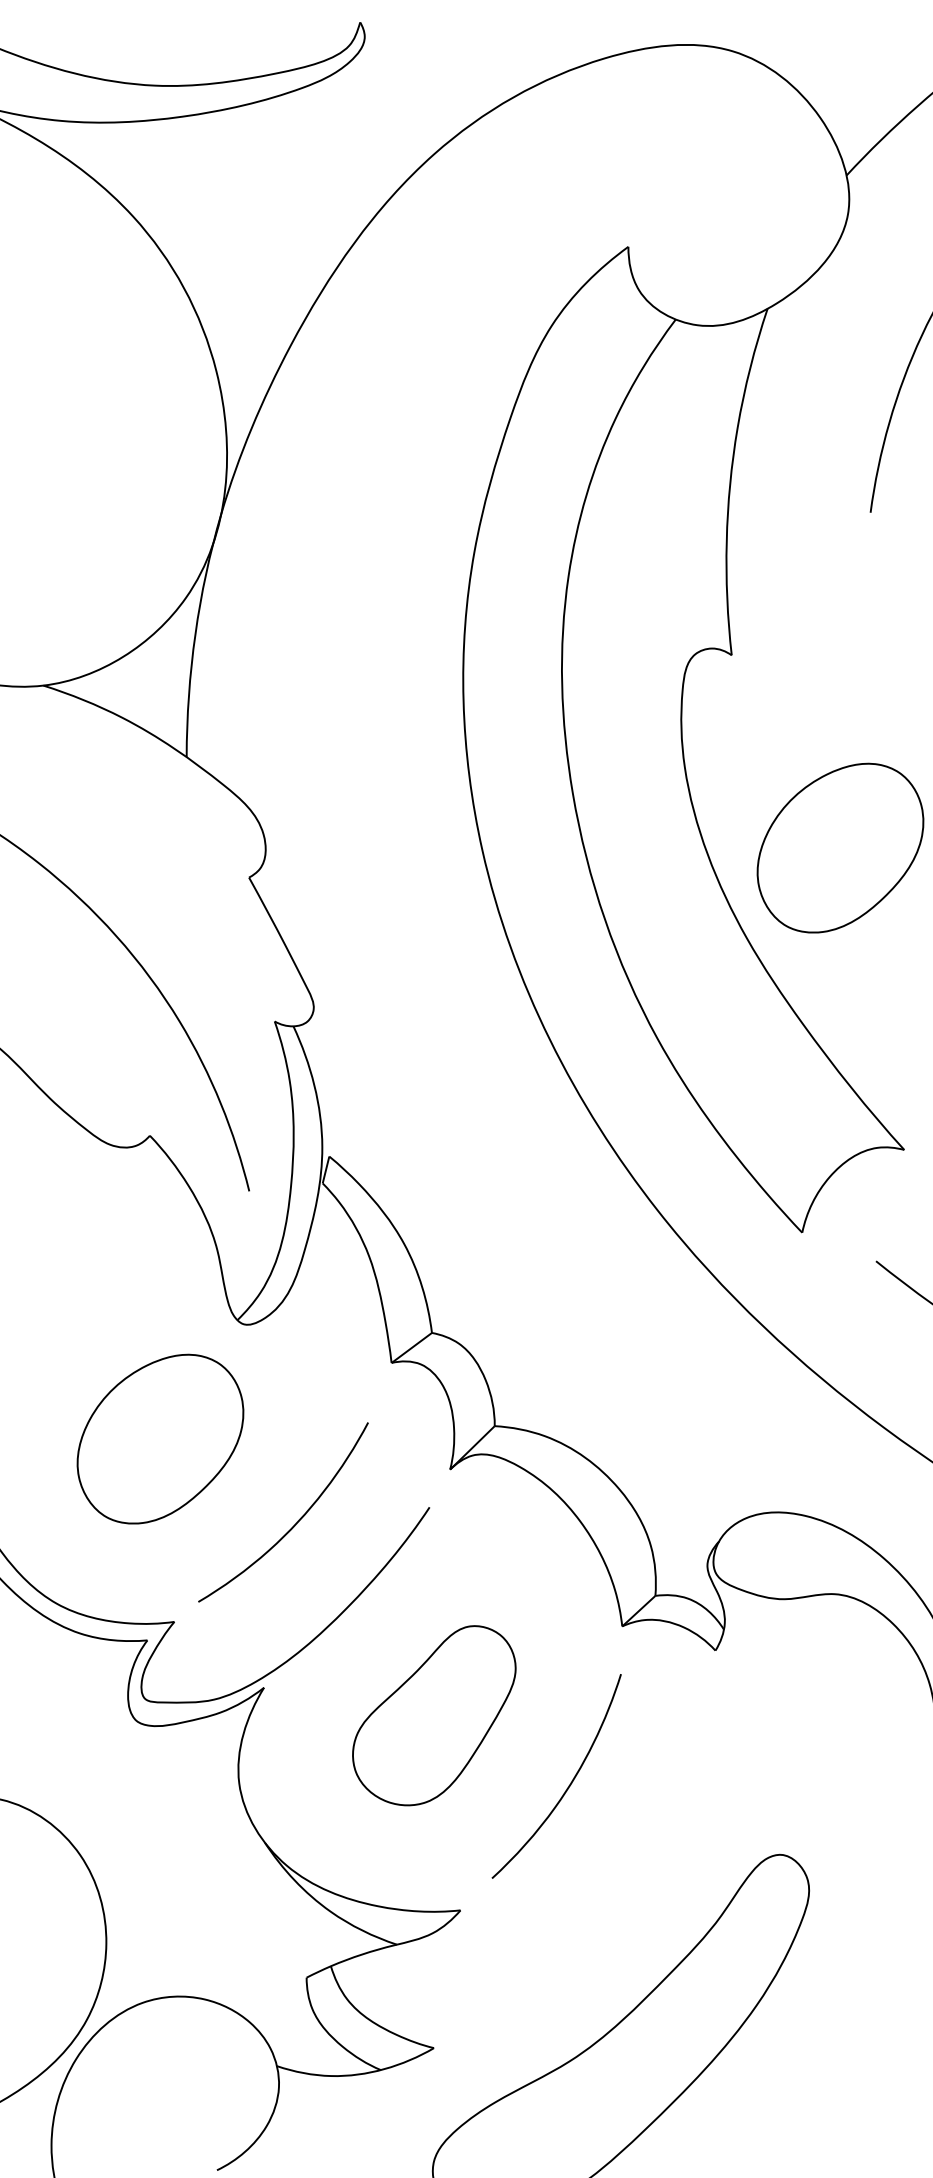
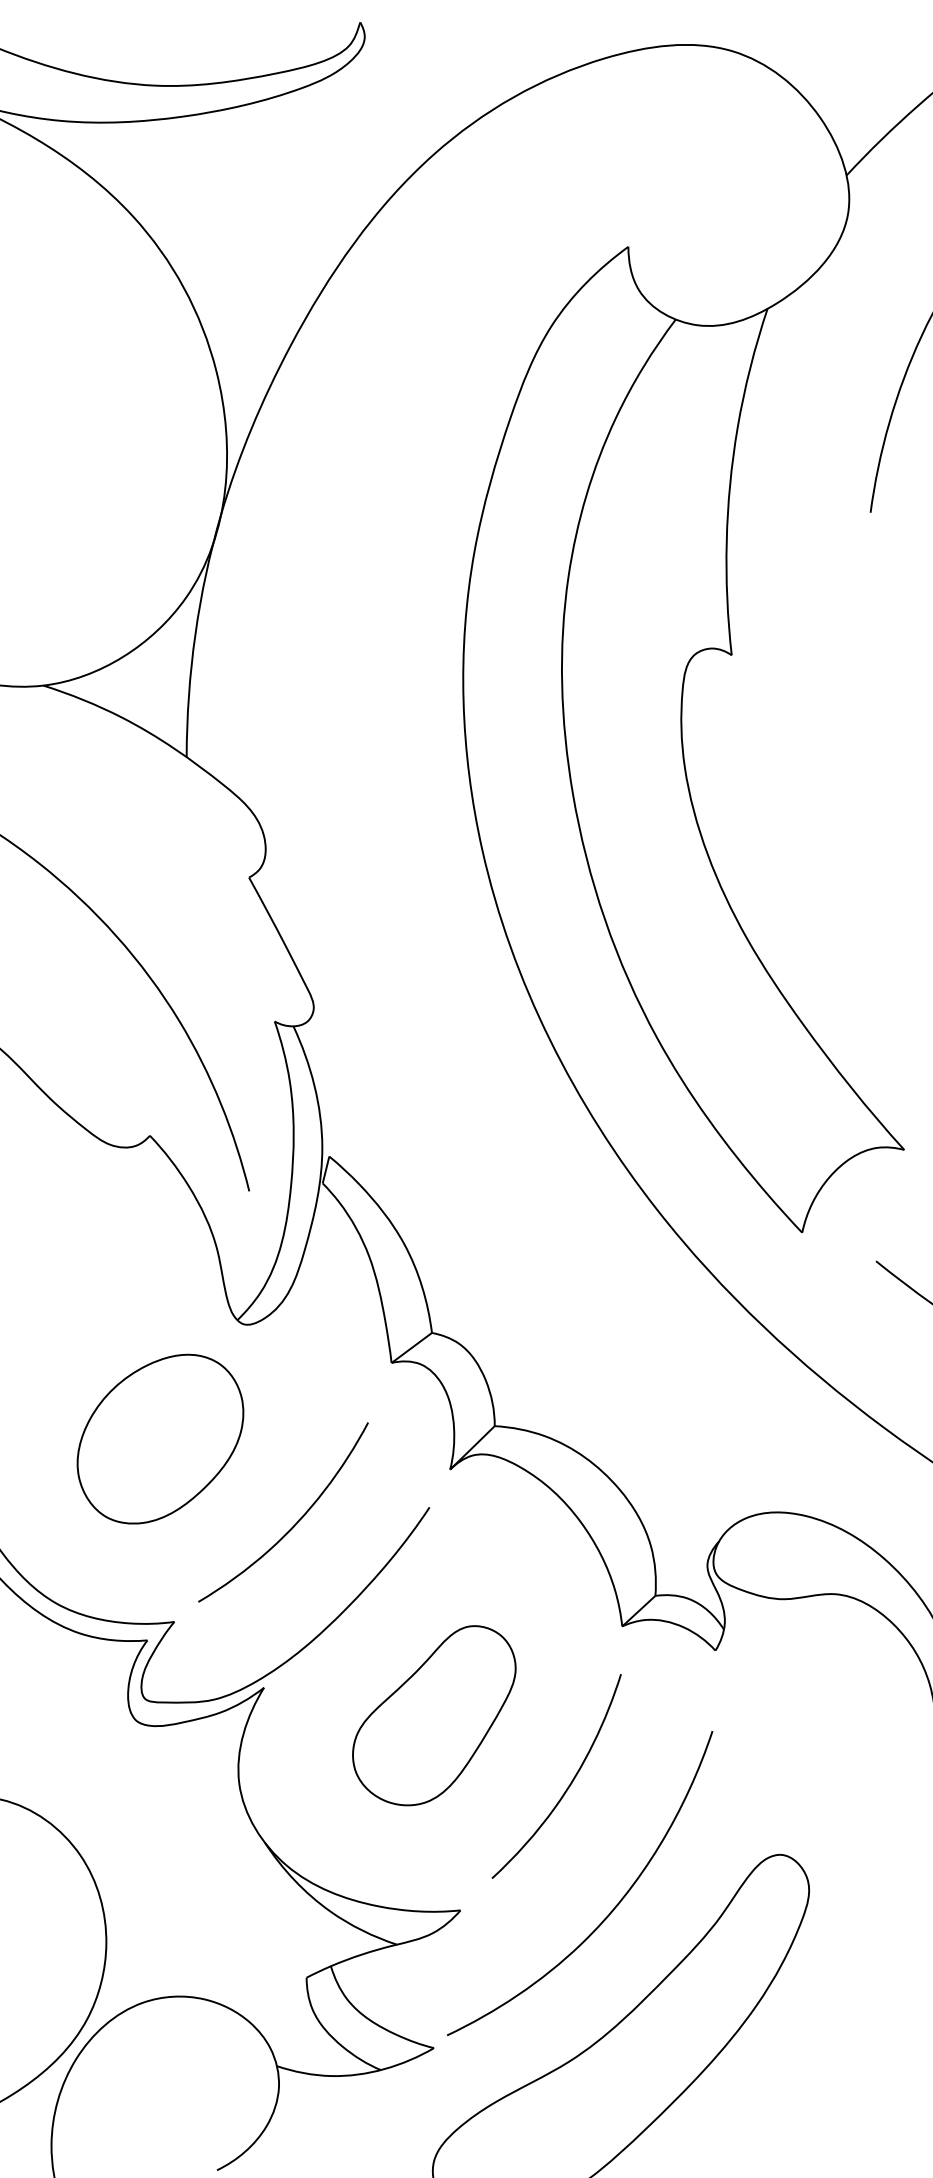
part: present -> none (840, 847)
curve: none -> present (609, 1912)
